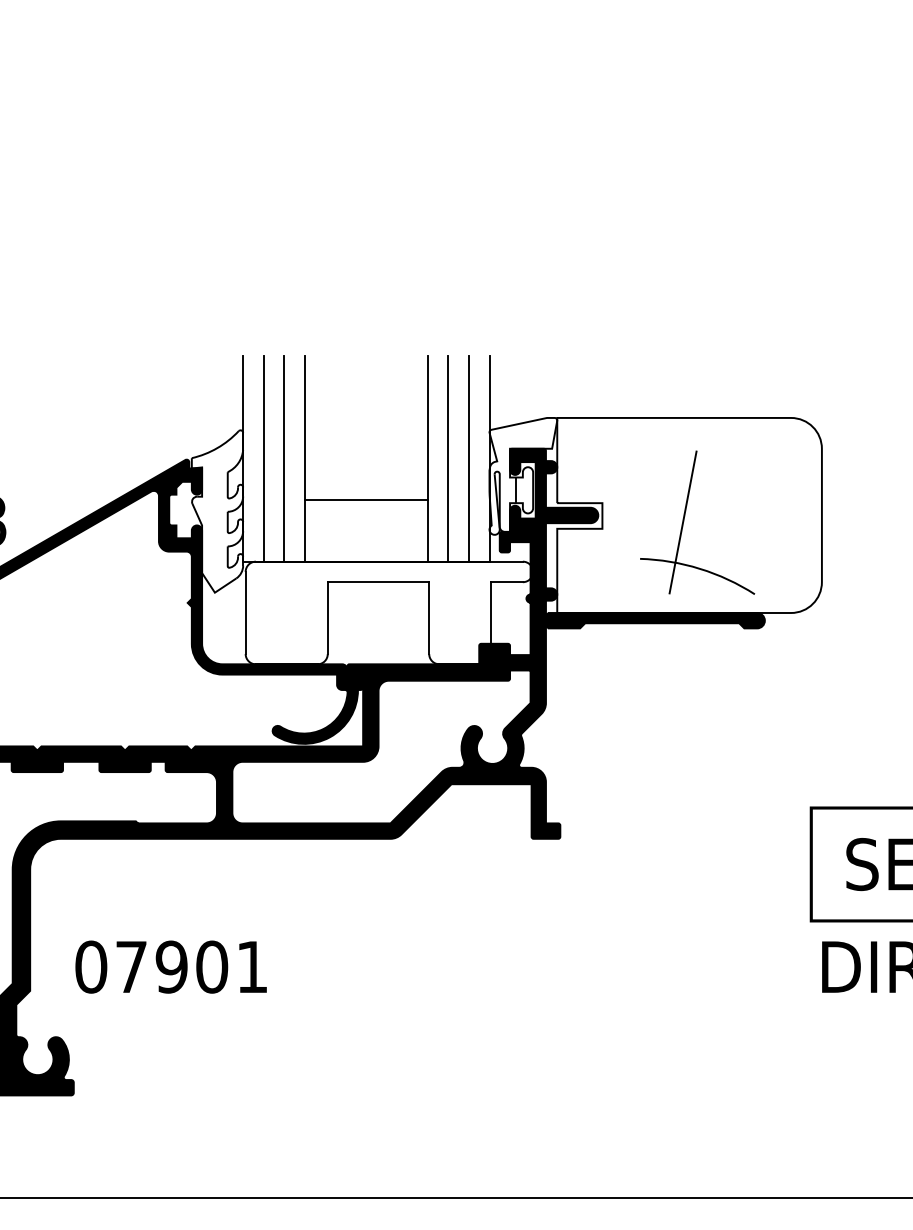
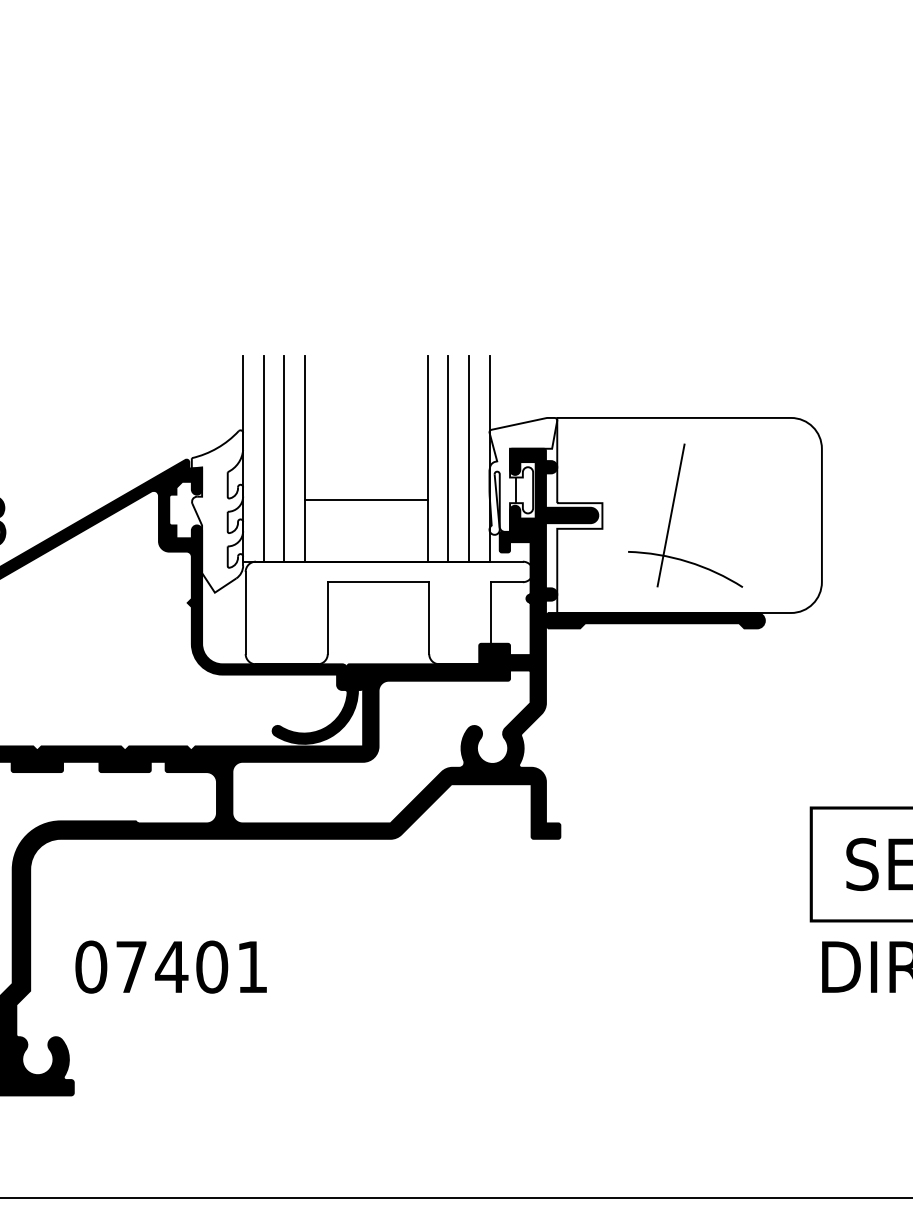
part position: (684, 521) -> (672, 514) (672, 514)
text: 07901 -> 07401 (171, 966)
